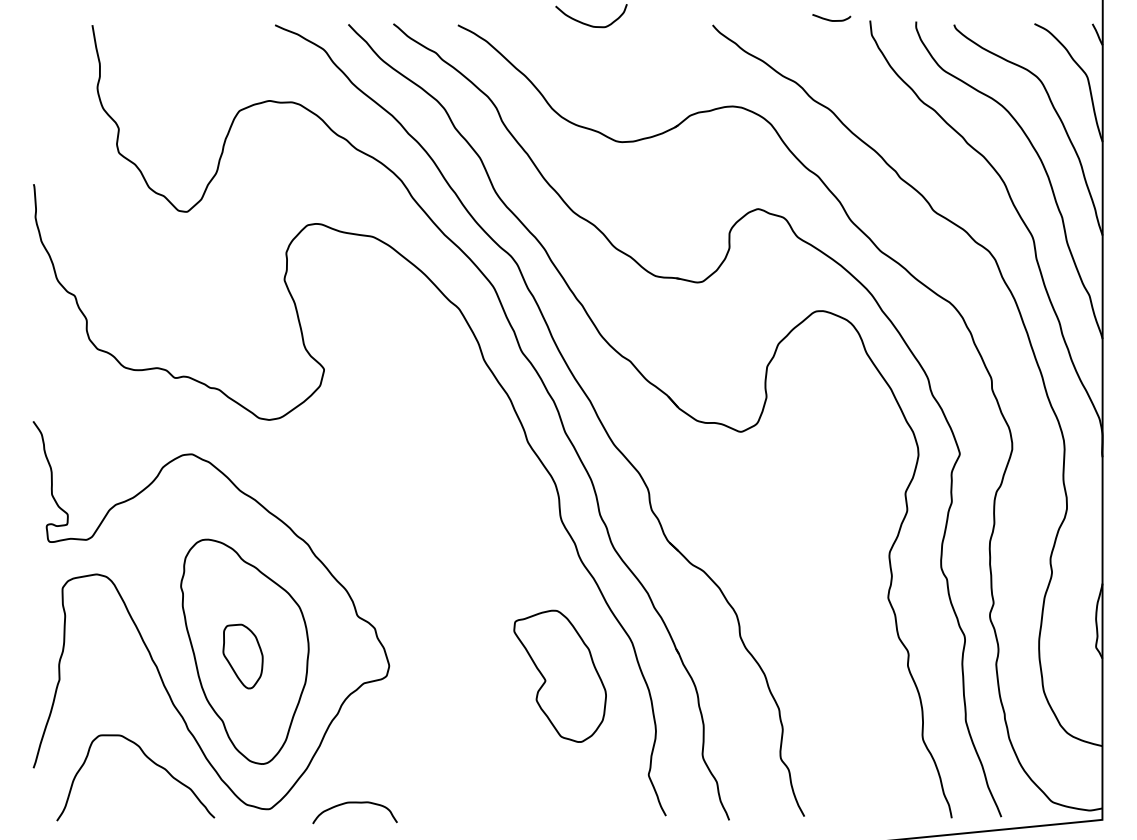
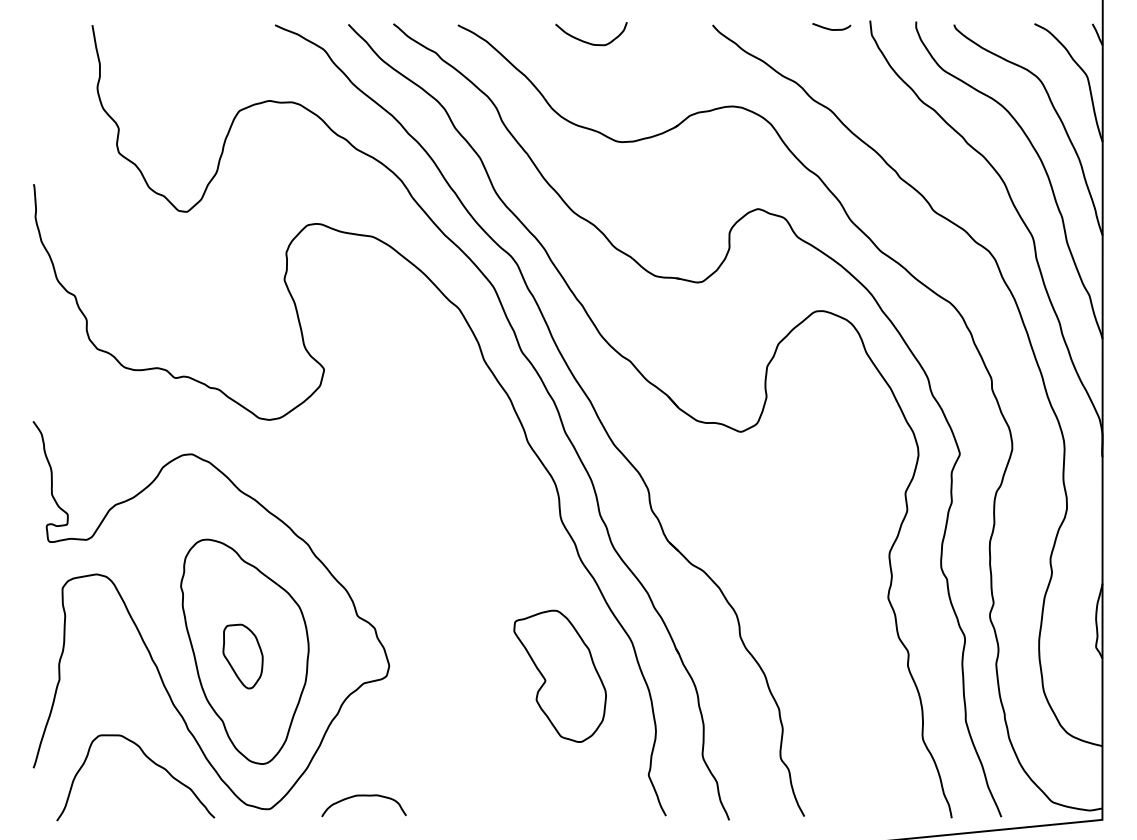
curve position: (831, 19) -> (831, 28) (831, 28)
curve position: (589, 24) -> (589, 42) (589, 42)
curve position: (354, 803) -> (363, 796) (363, 796)
